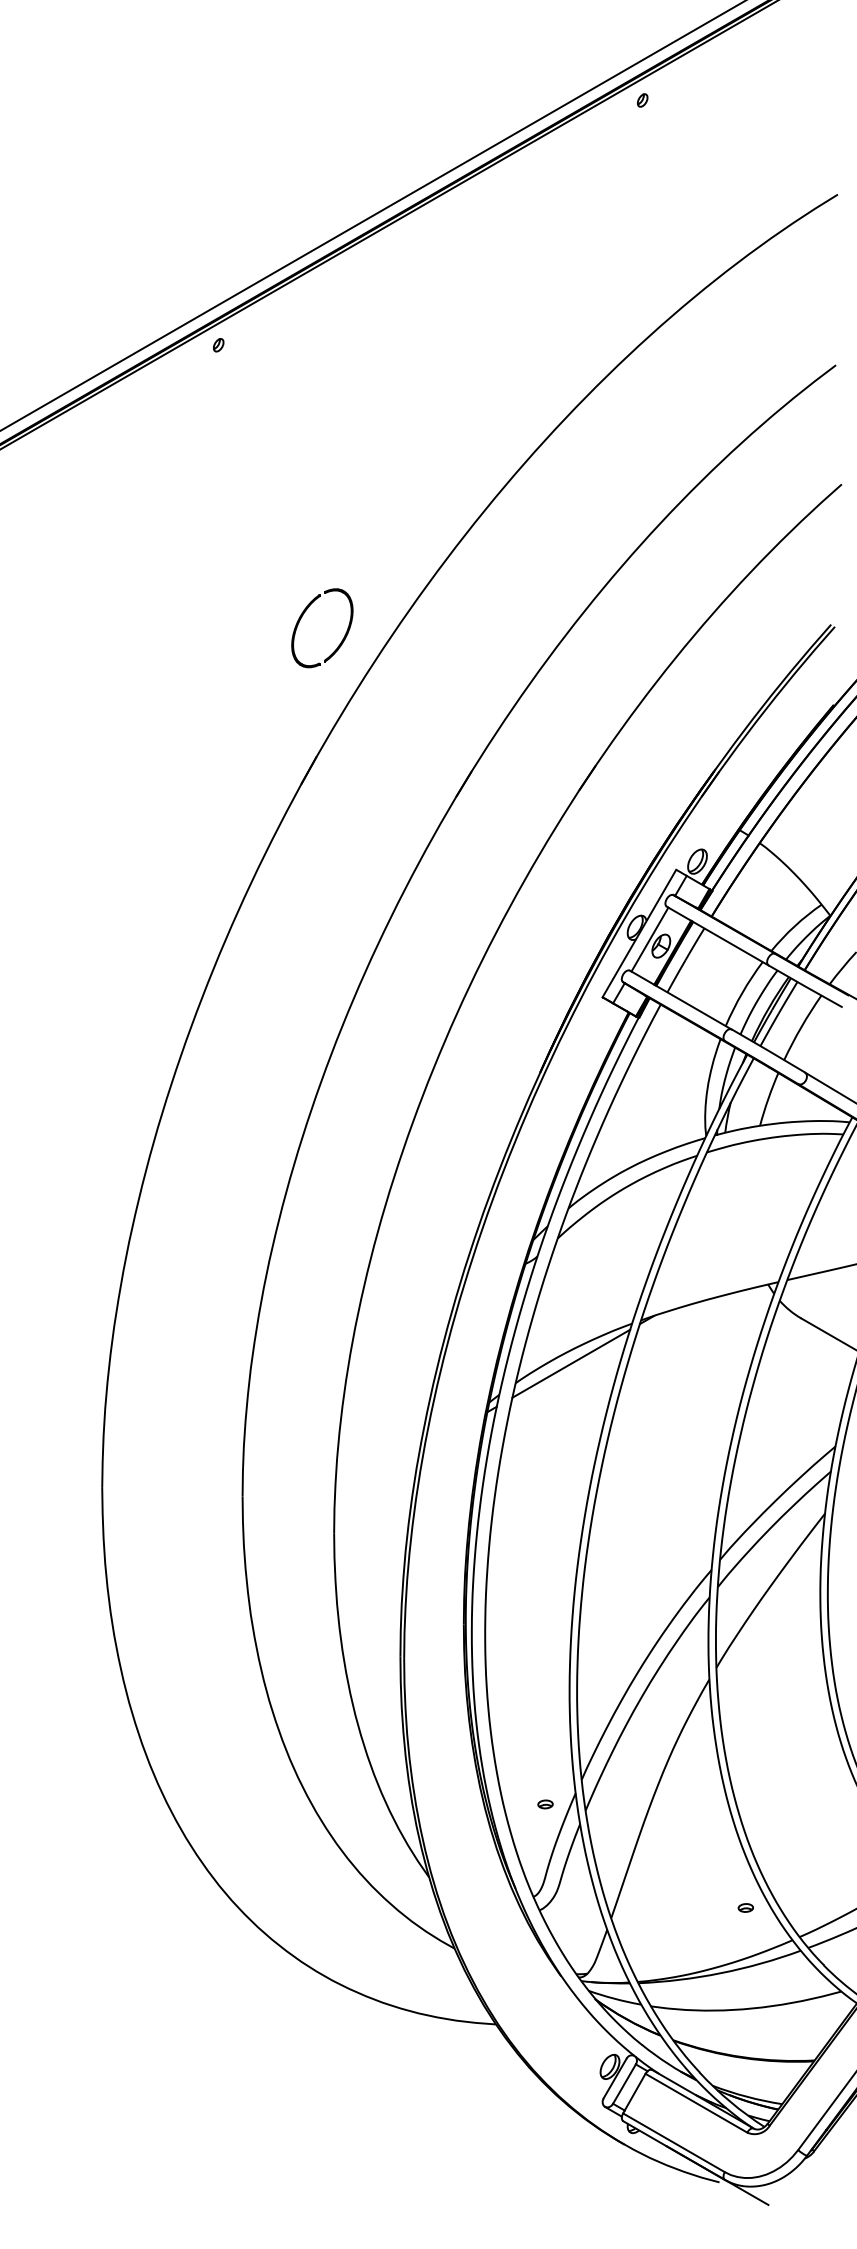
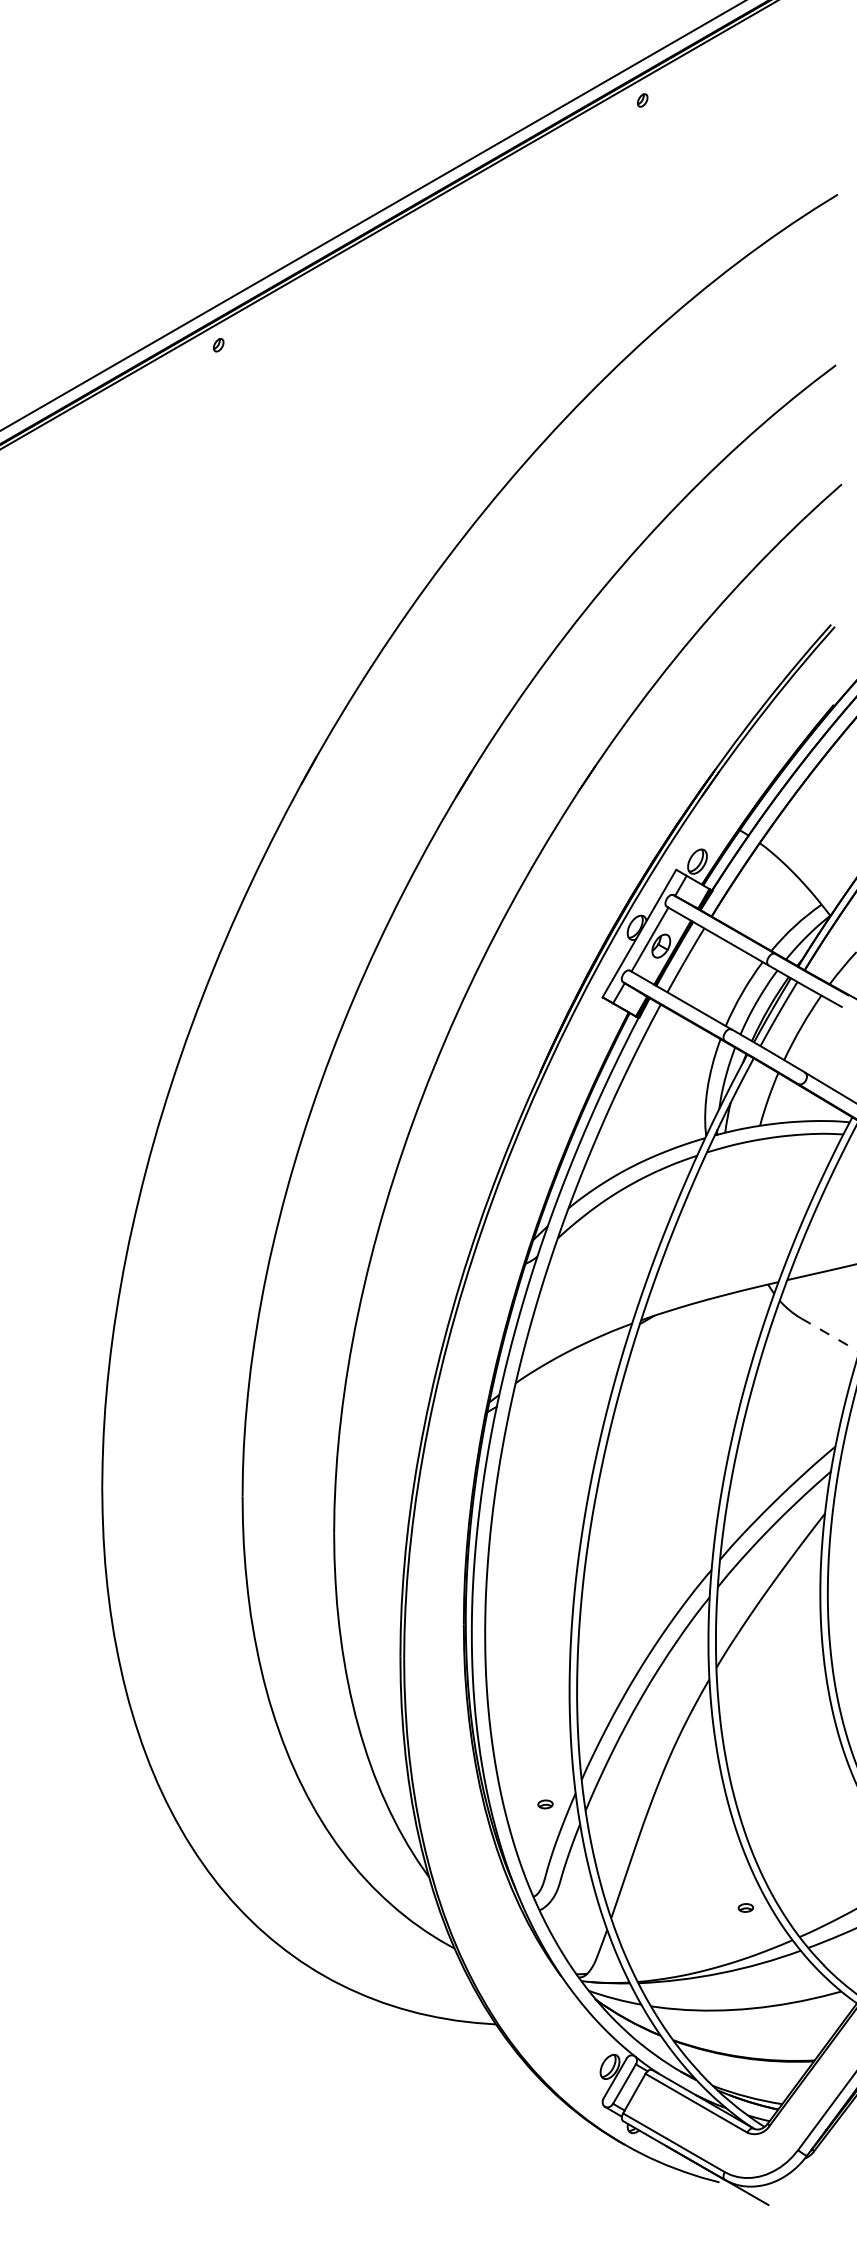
part: present -> none (341, 640)
line: solid -> dashed (829, 1334)
line: present -> none (571, 1363)
